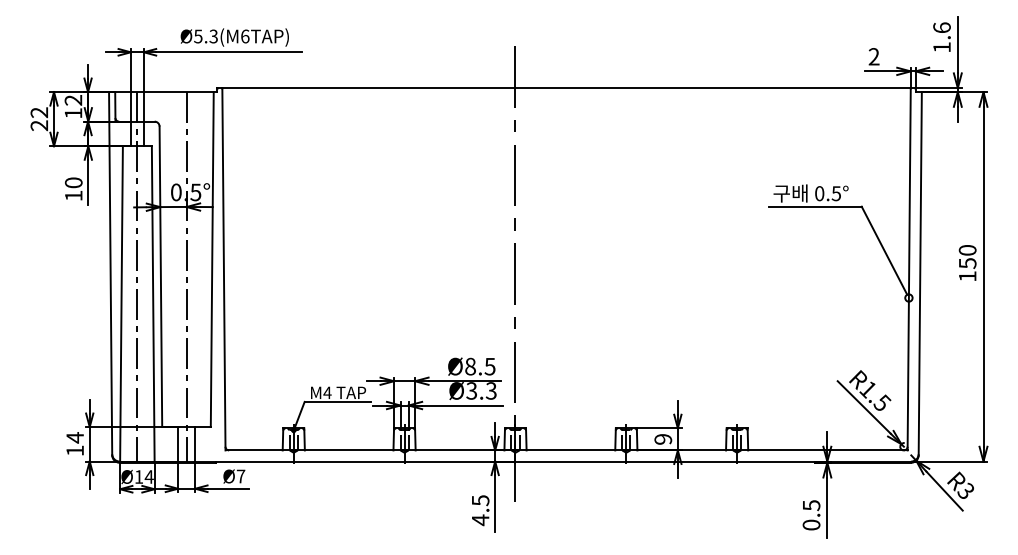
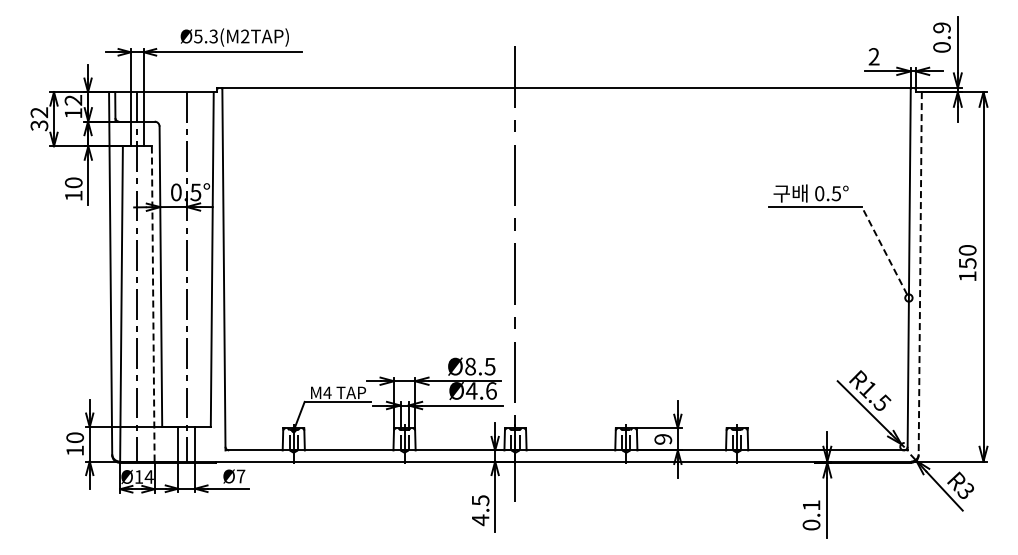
text: Ø5.3(M6TAP) -> Ø5.3(M2TAP) (245, 36)
text: 1.6 -> 0.9 (941, 37)
text: 22 -> 32 (39, 125)
line: solid -> dashed (884, 250)
line: solid -> dashed (920, 273)
line: solid -> dashed (153, 303)
text: Ø3.3 -> Ø4.6 (480, 390)
text: 14 -> 10 (75, 437)
text: 0.5 -> 0.1 (811, 505)
